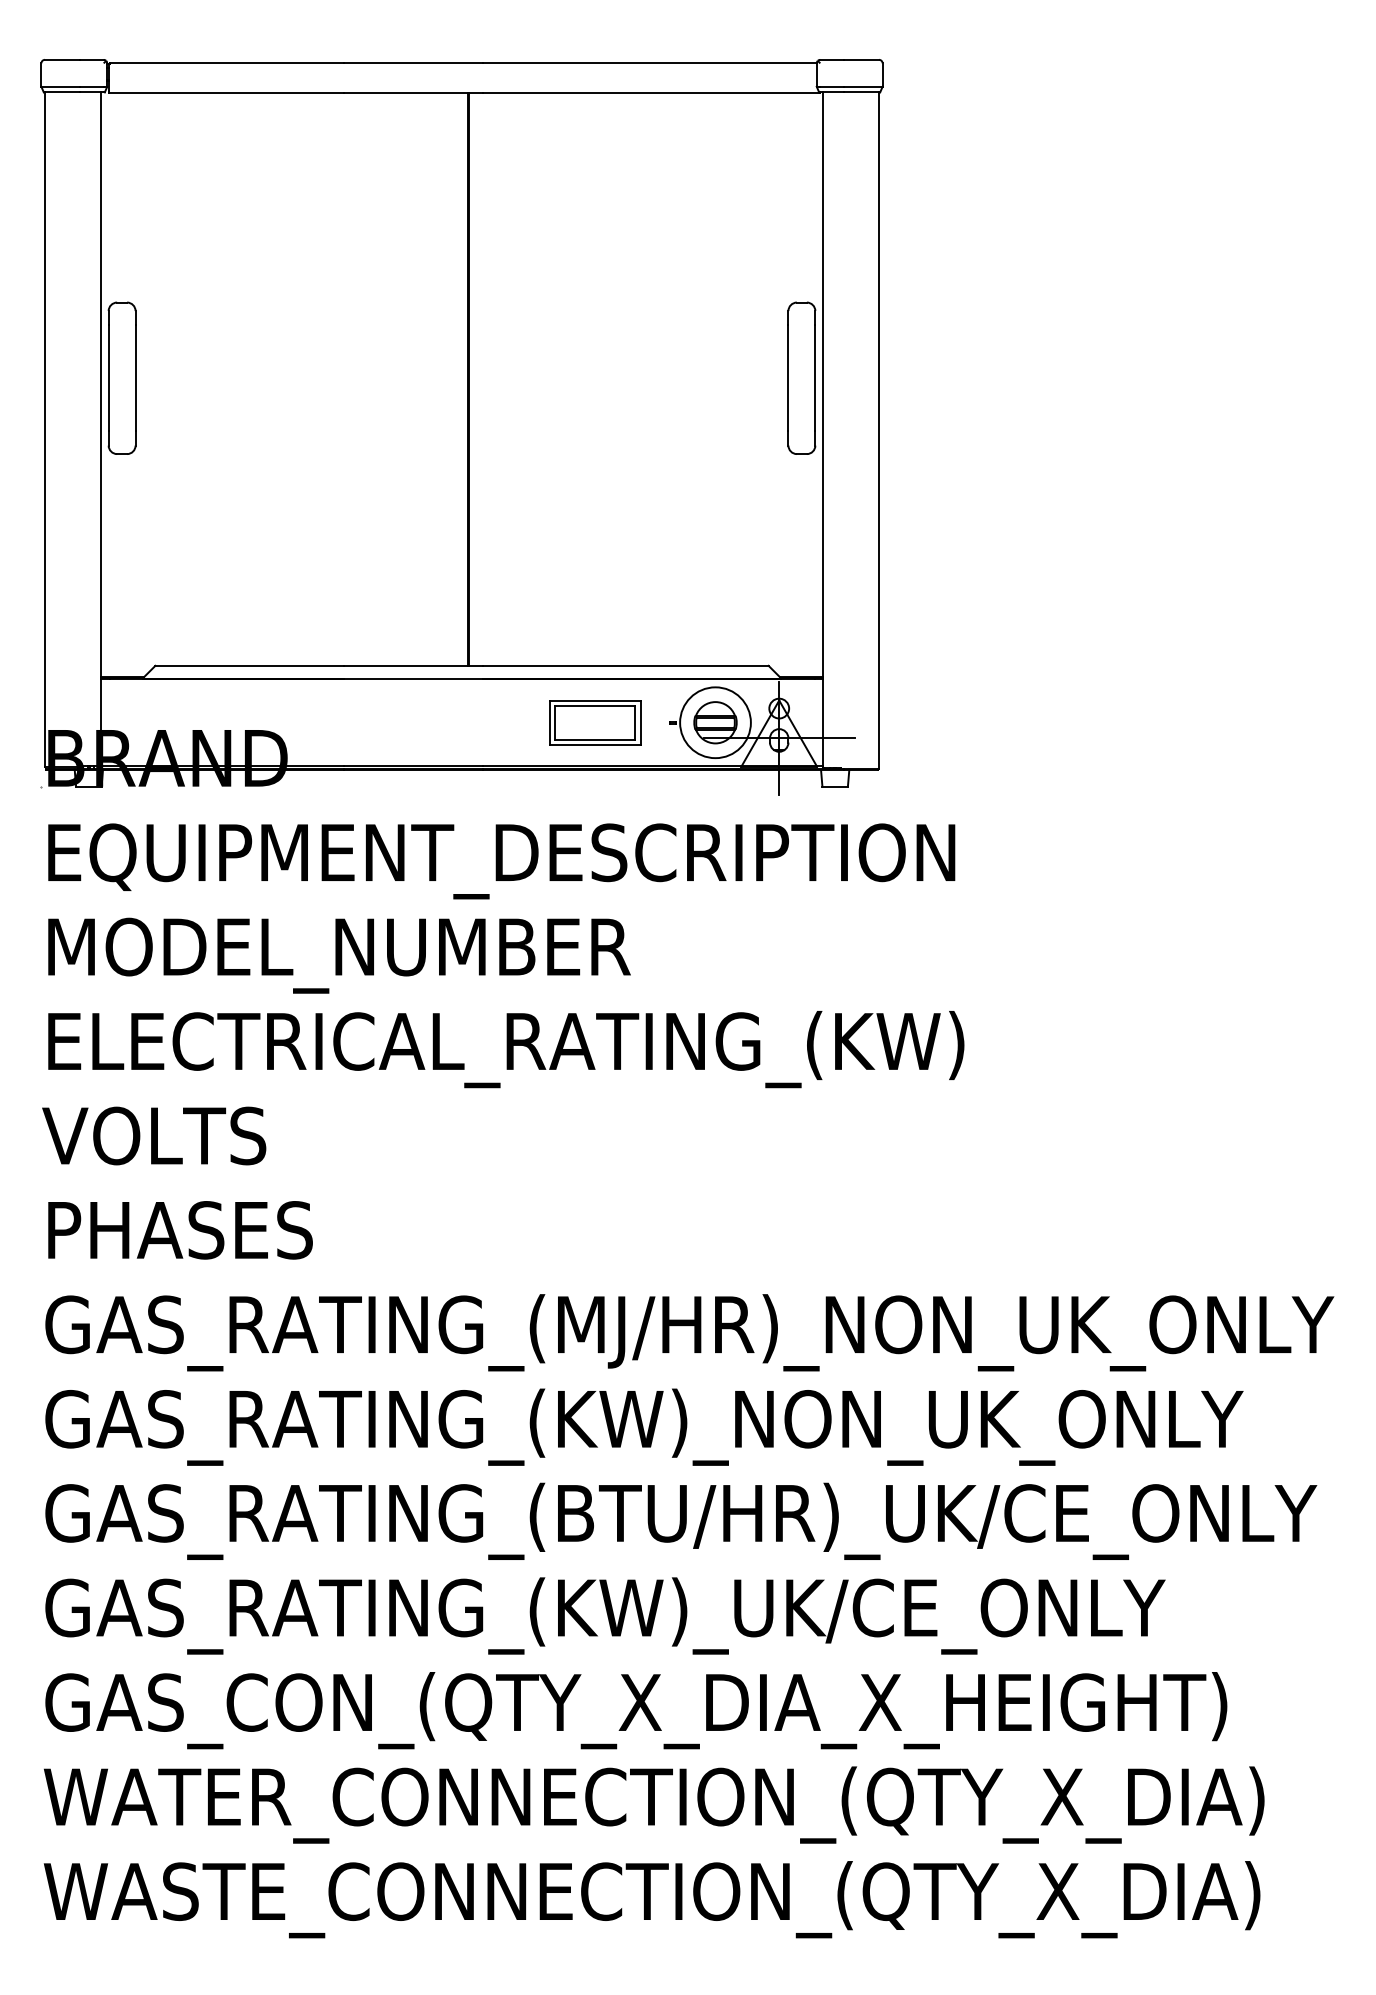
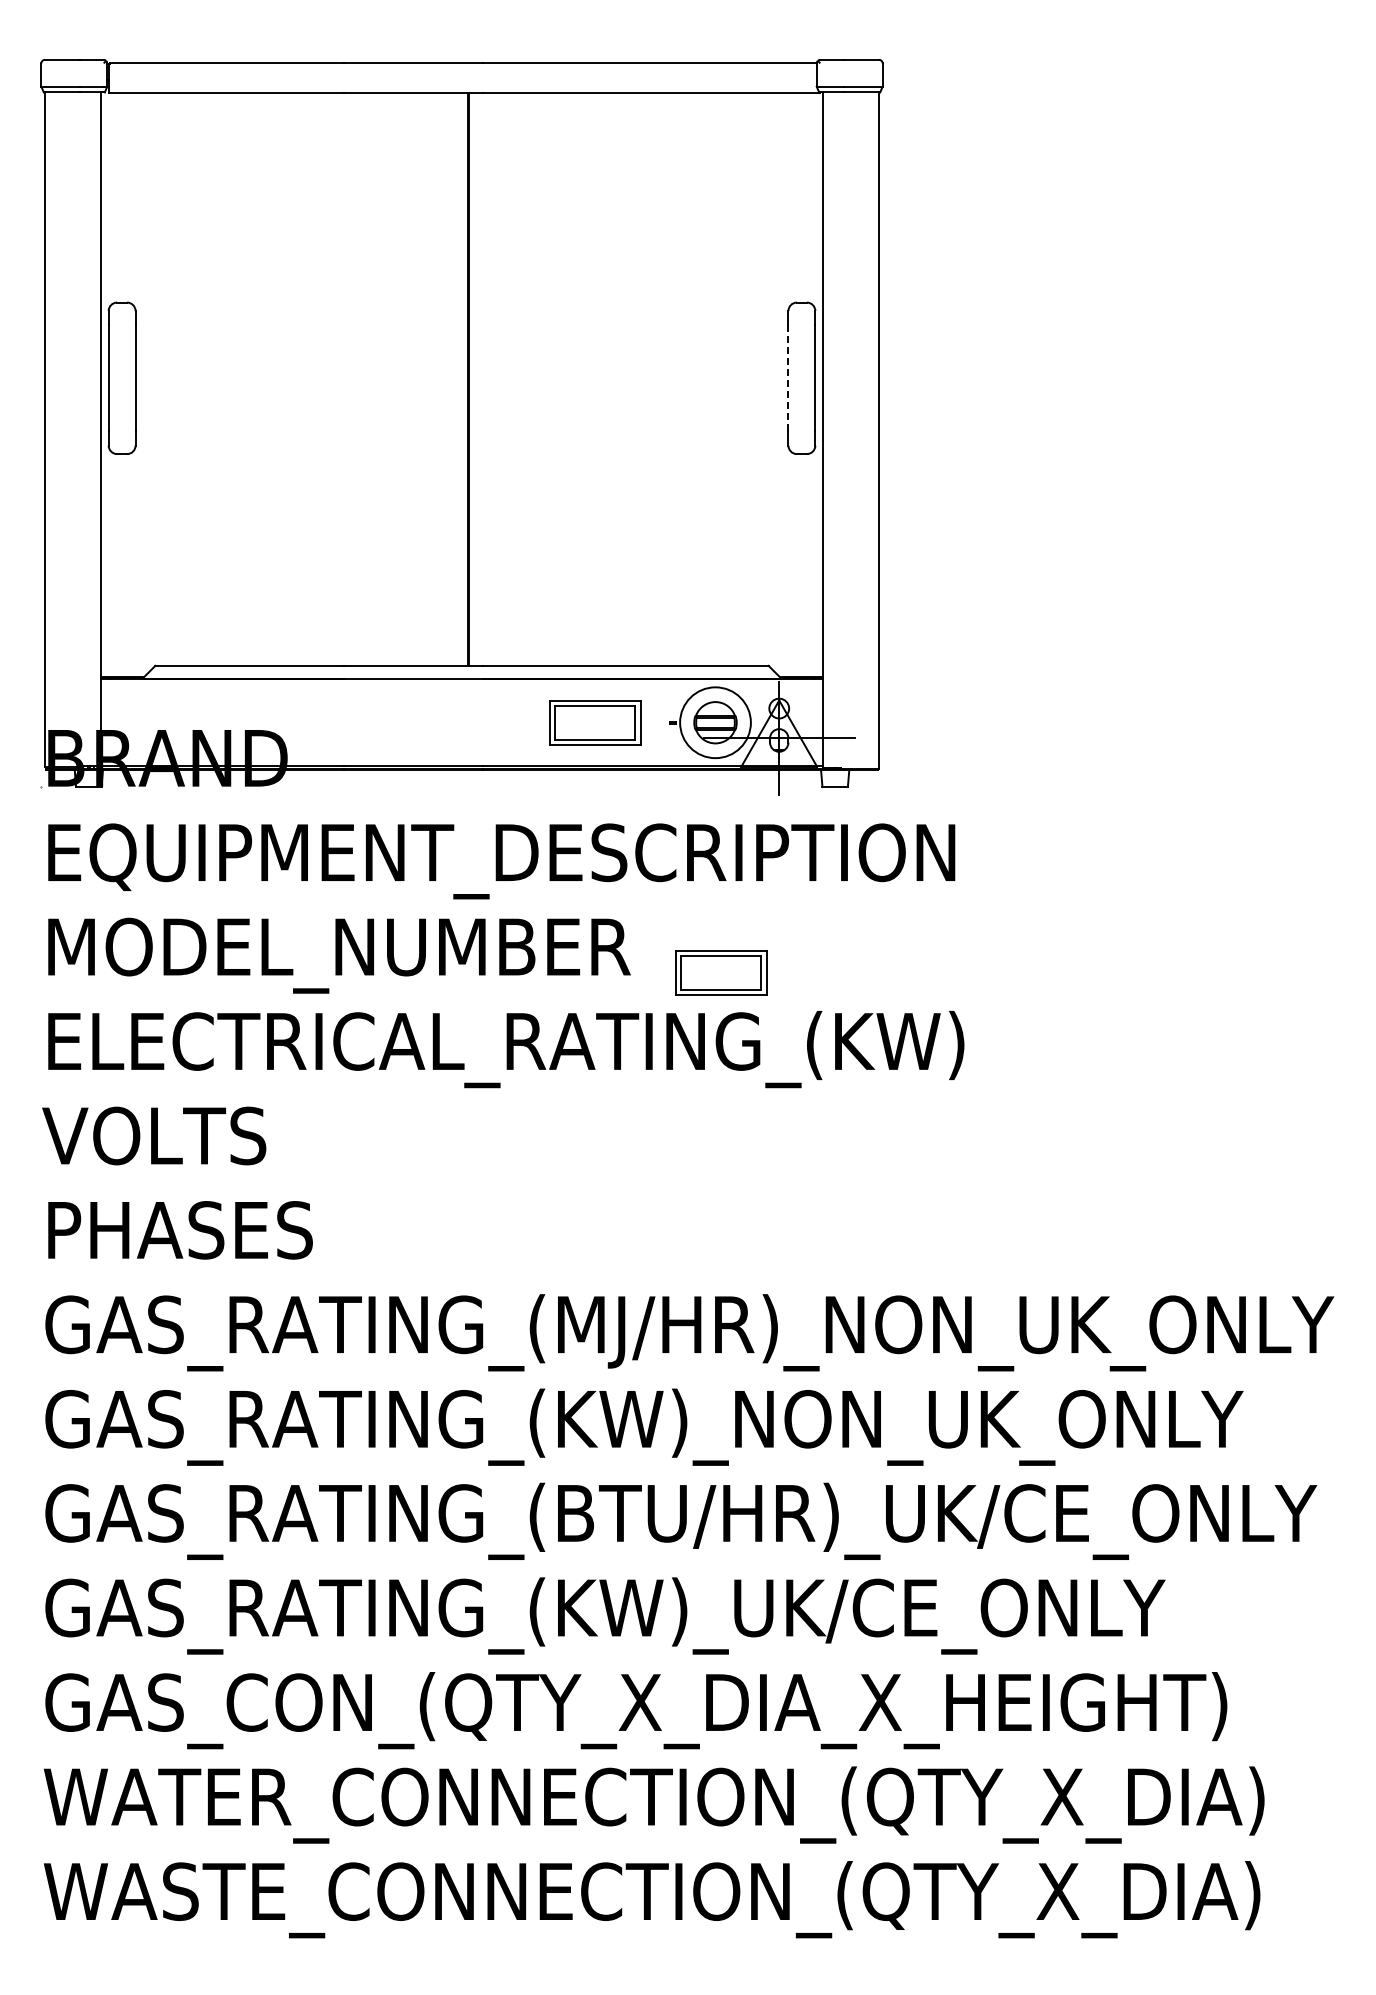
line: solid -> dashed (788, 378)
part: none -> present (721, 972)
